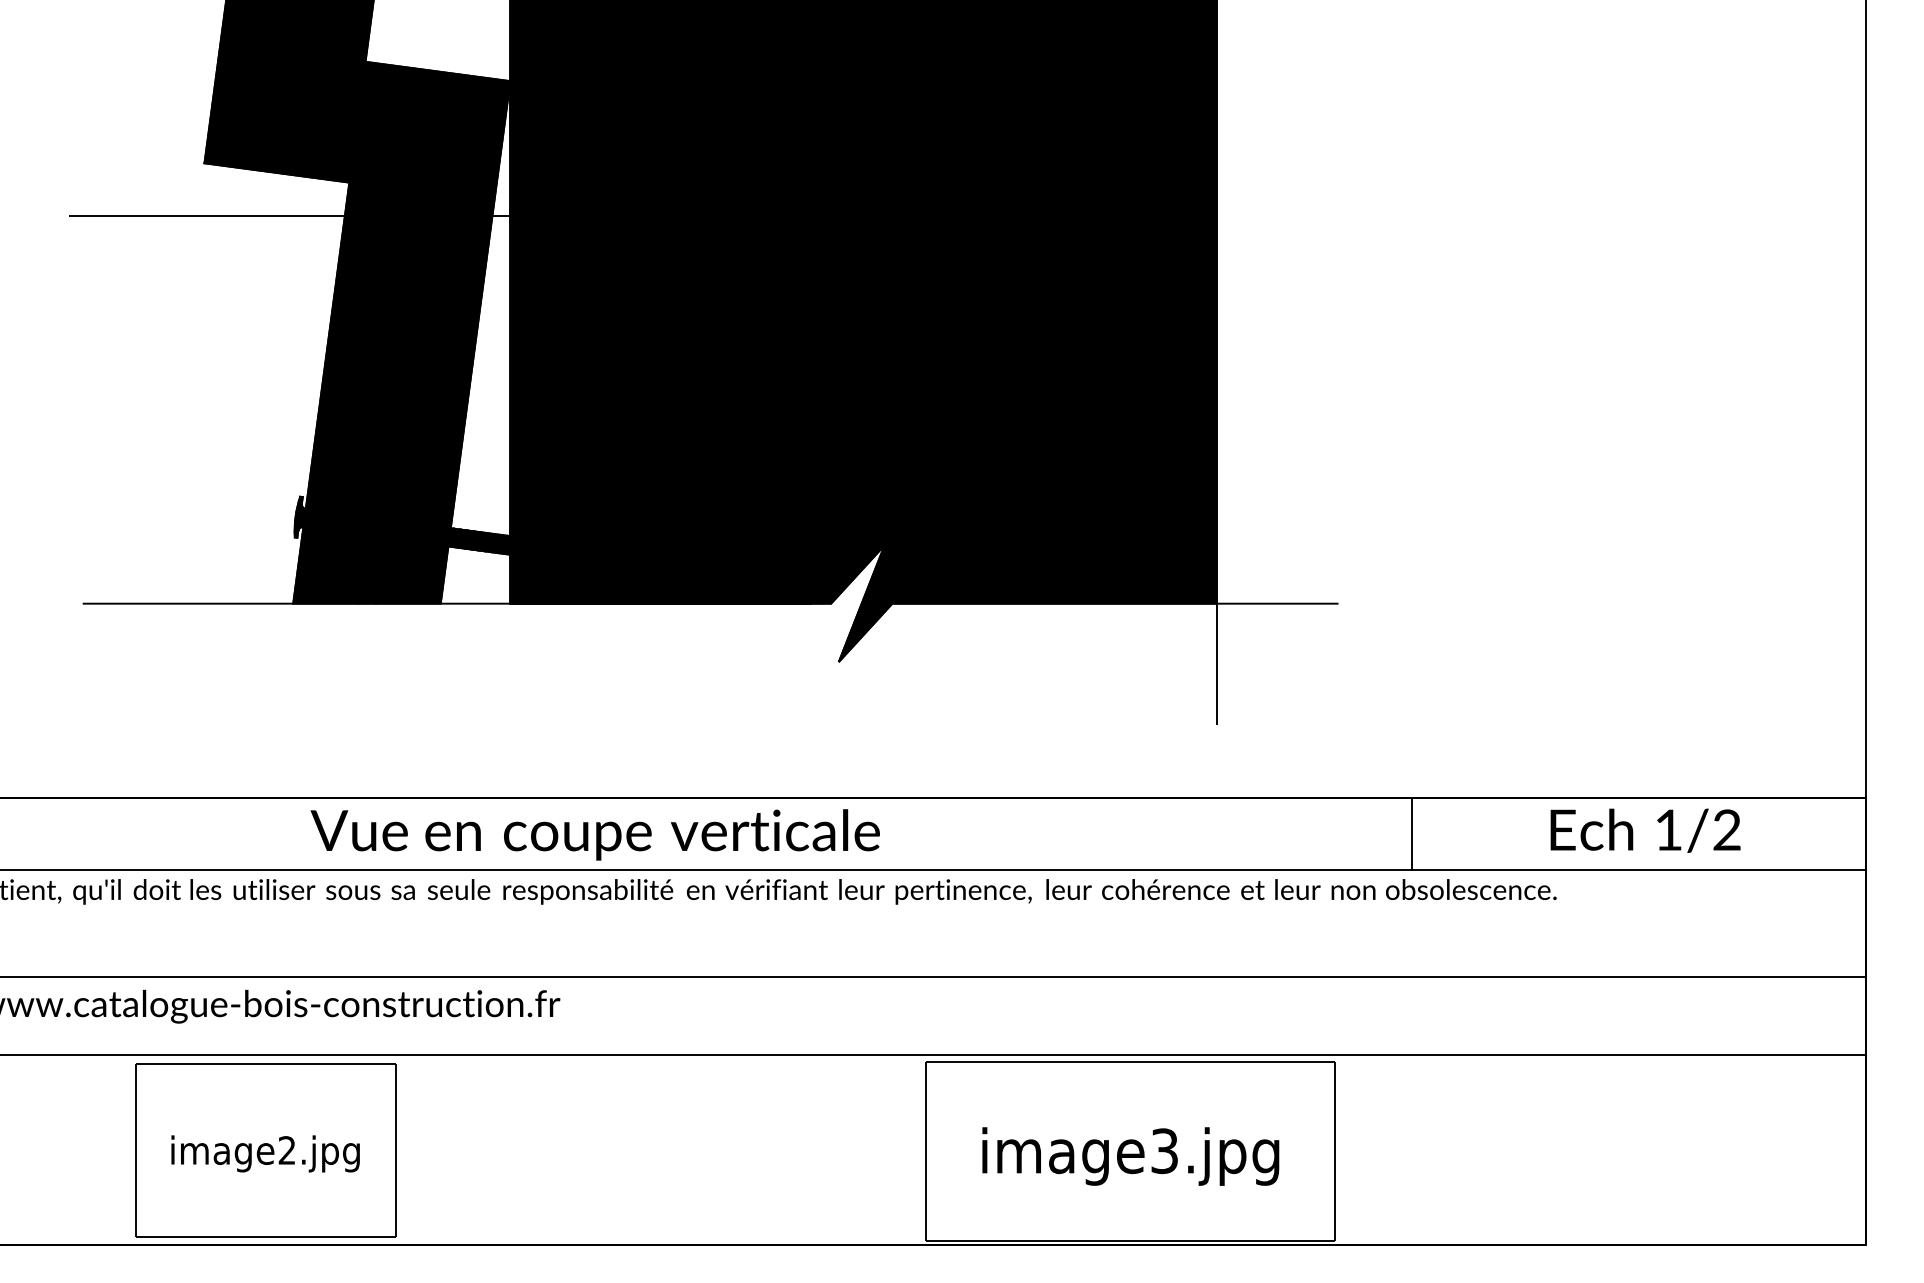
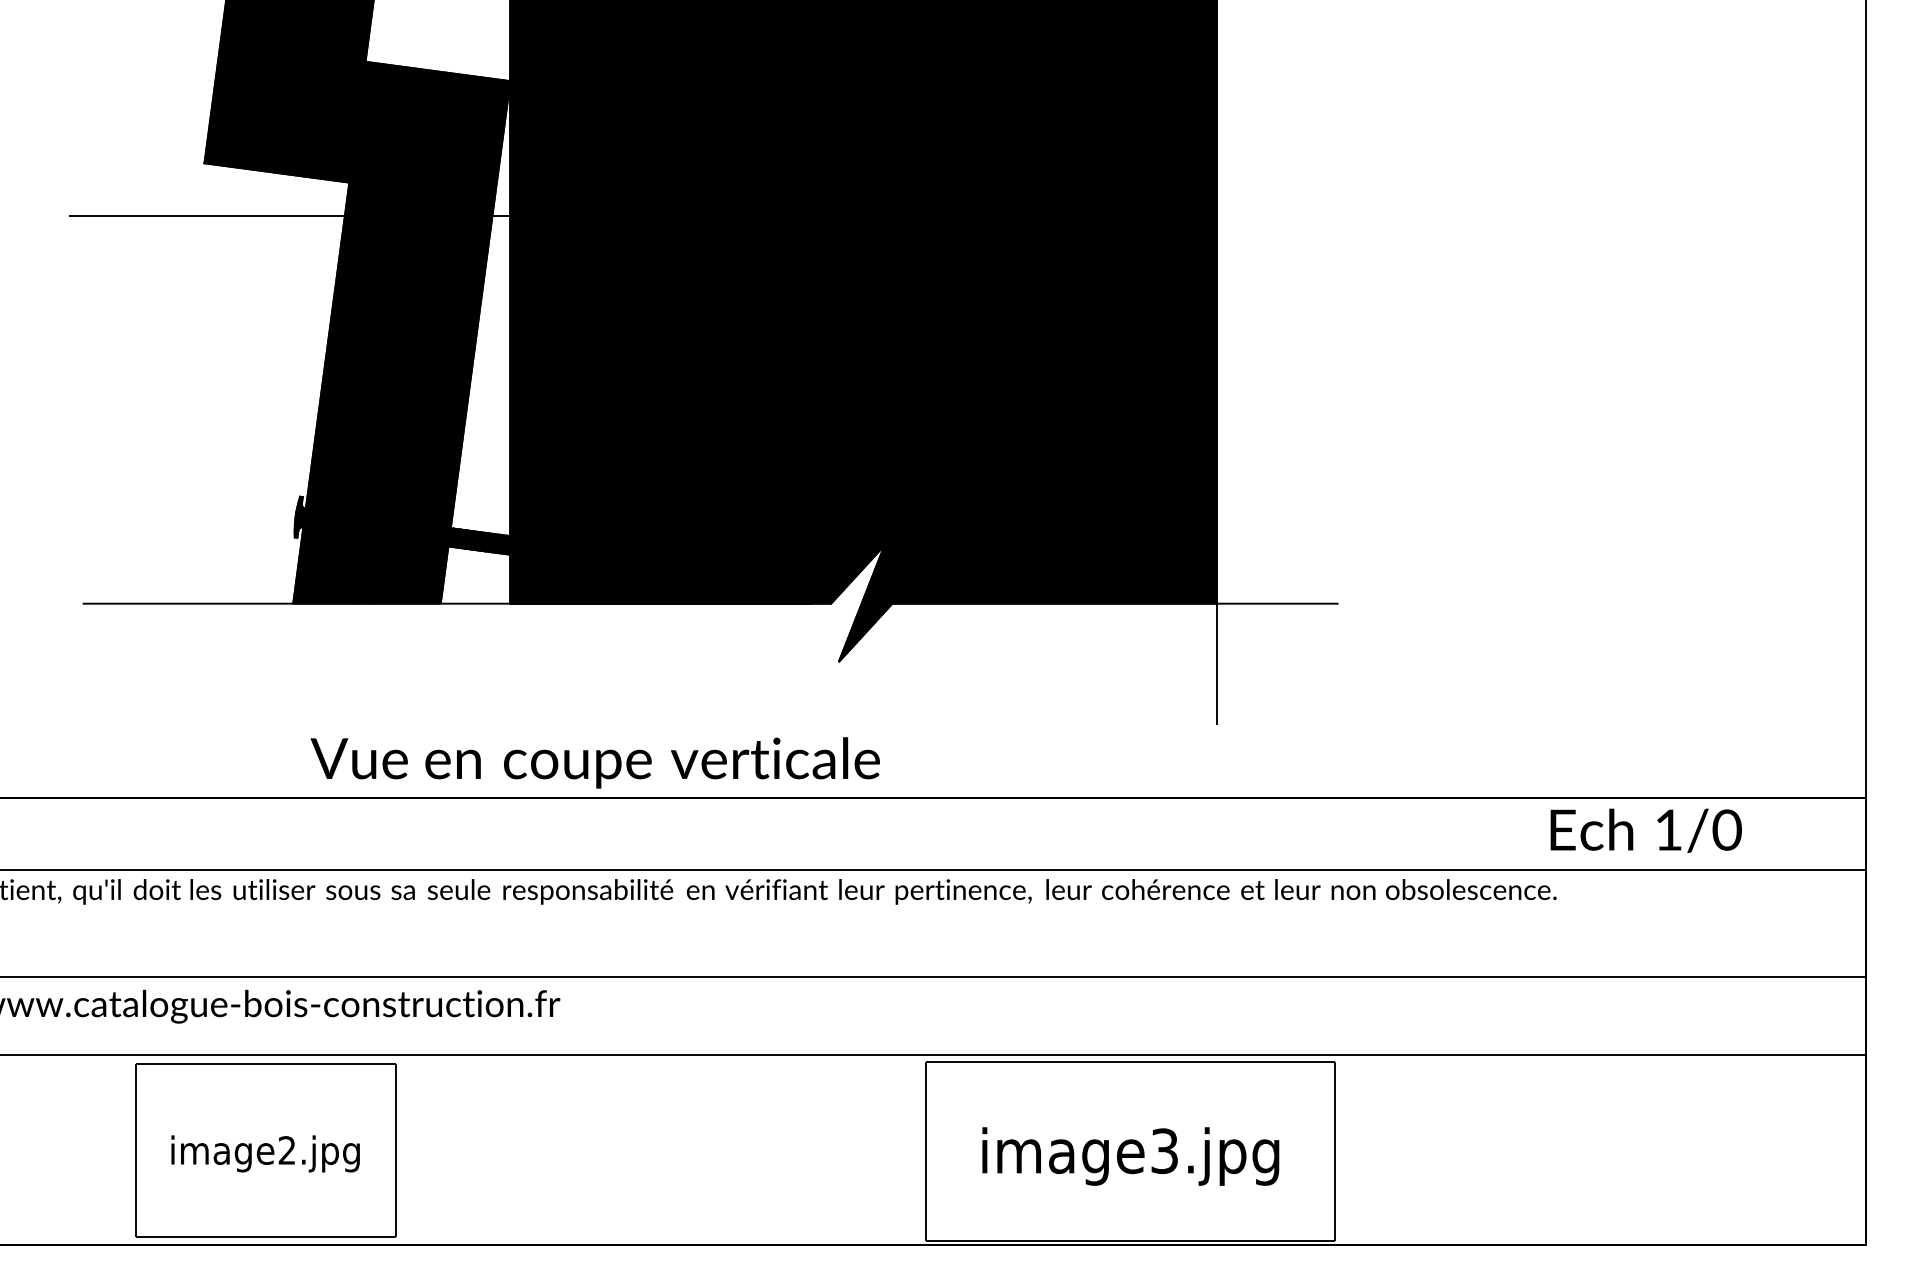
text: 1/2 -> 1/0 (1726, 829)
line: present -> none (1412, 833)
text position: (594, 834) -> (594, 762) (594, 762)
